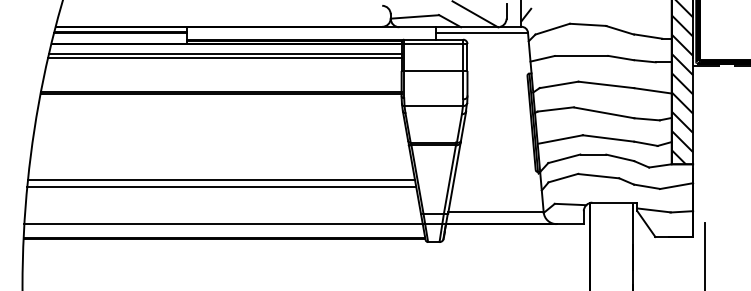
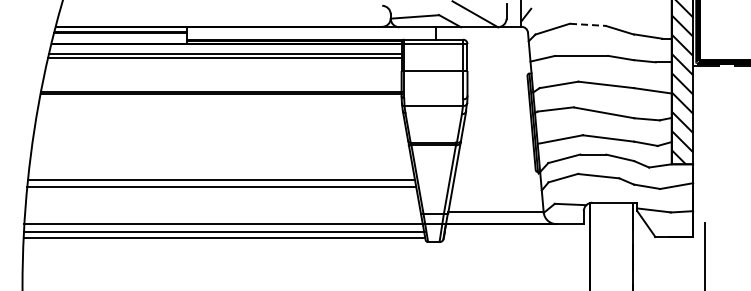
line: solid -> dashed (588, 24)
line: present -> none (481, 32)
line position: (224, 239) -> (224, 232) (224, 232)
